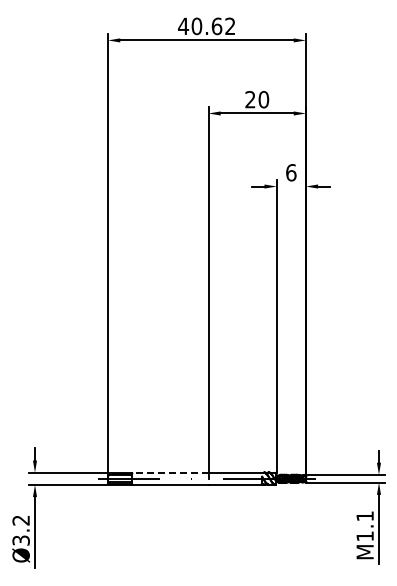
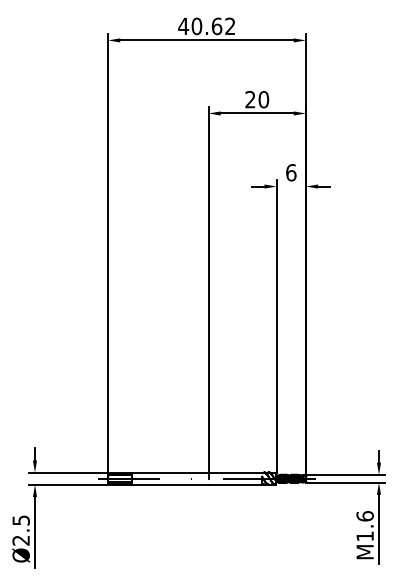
line: dashed -> solid (169, 472)
text: M1.1 -> M1.6 (364, 516)
text: Ø3.2 -> Ø2.5 (20, 530)
